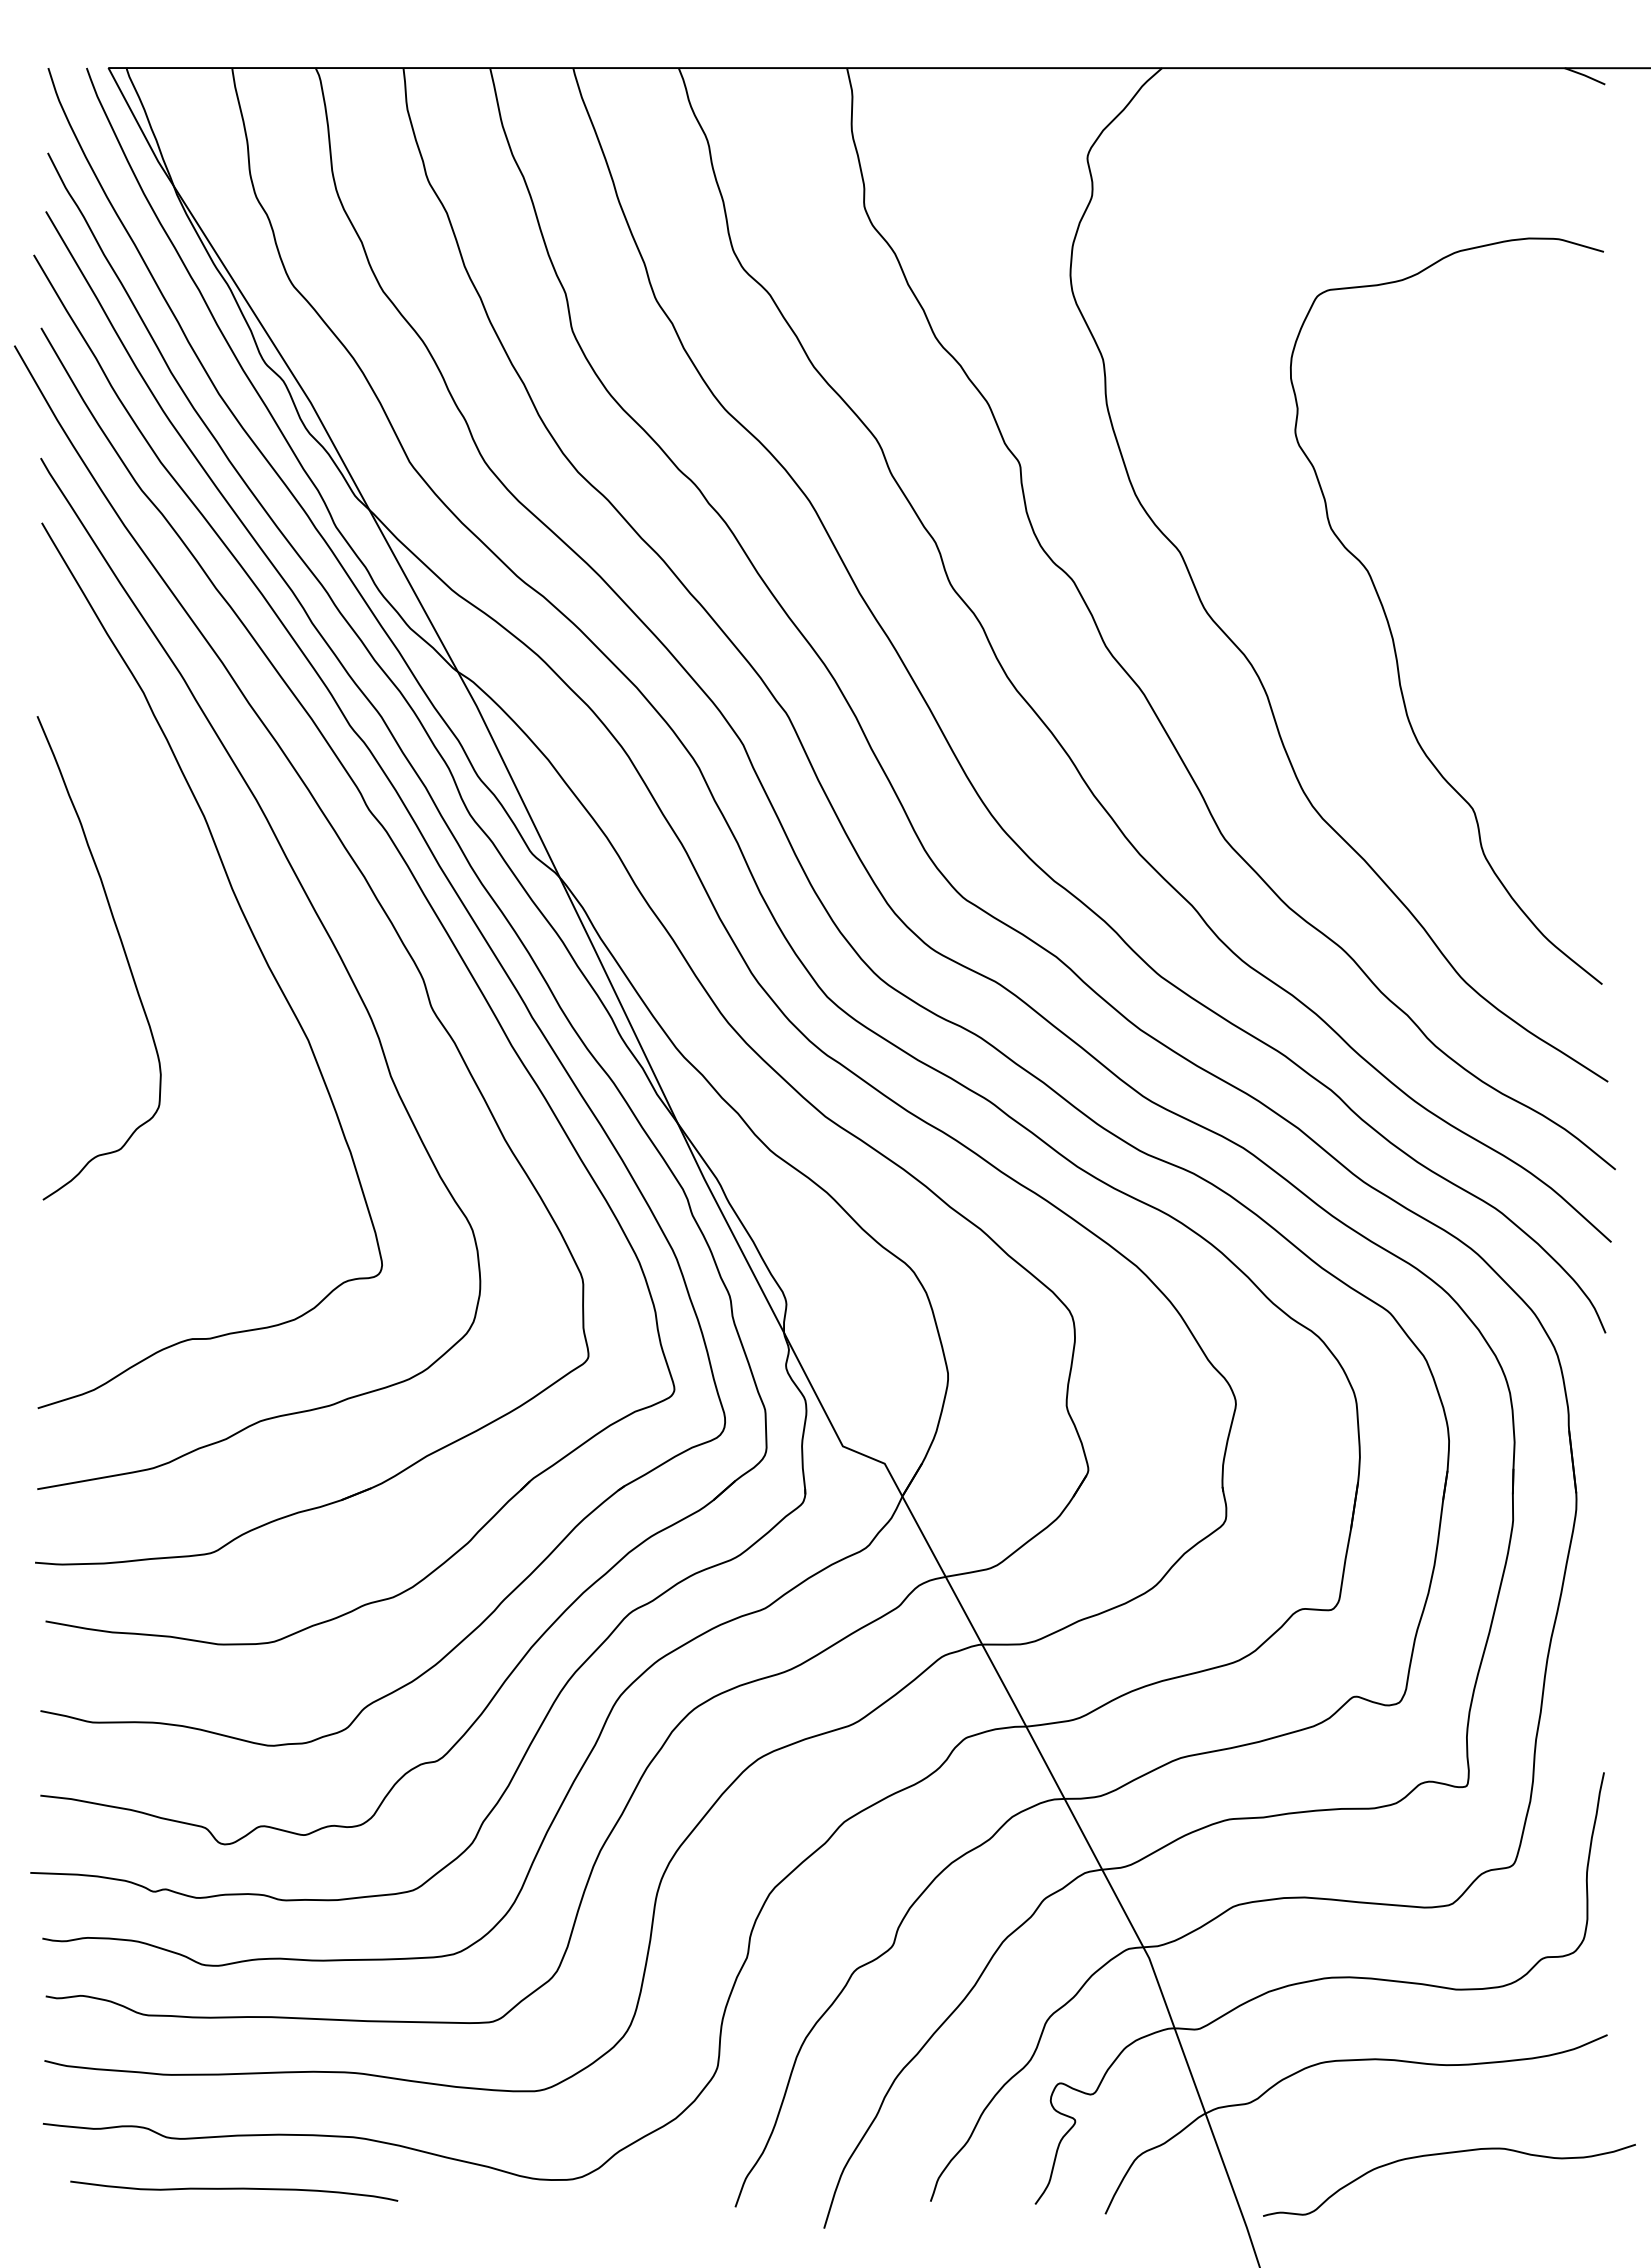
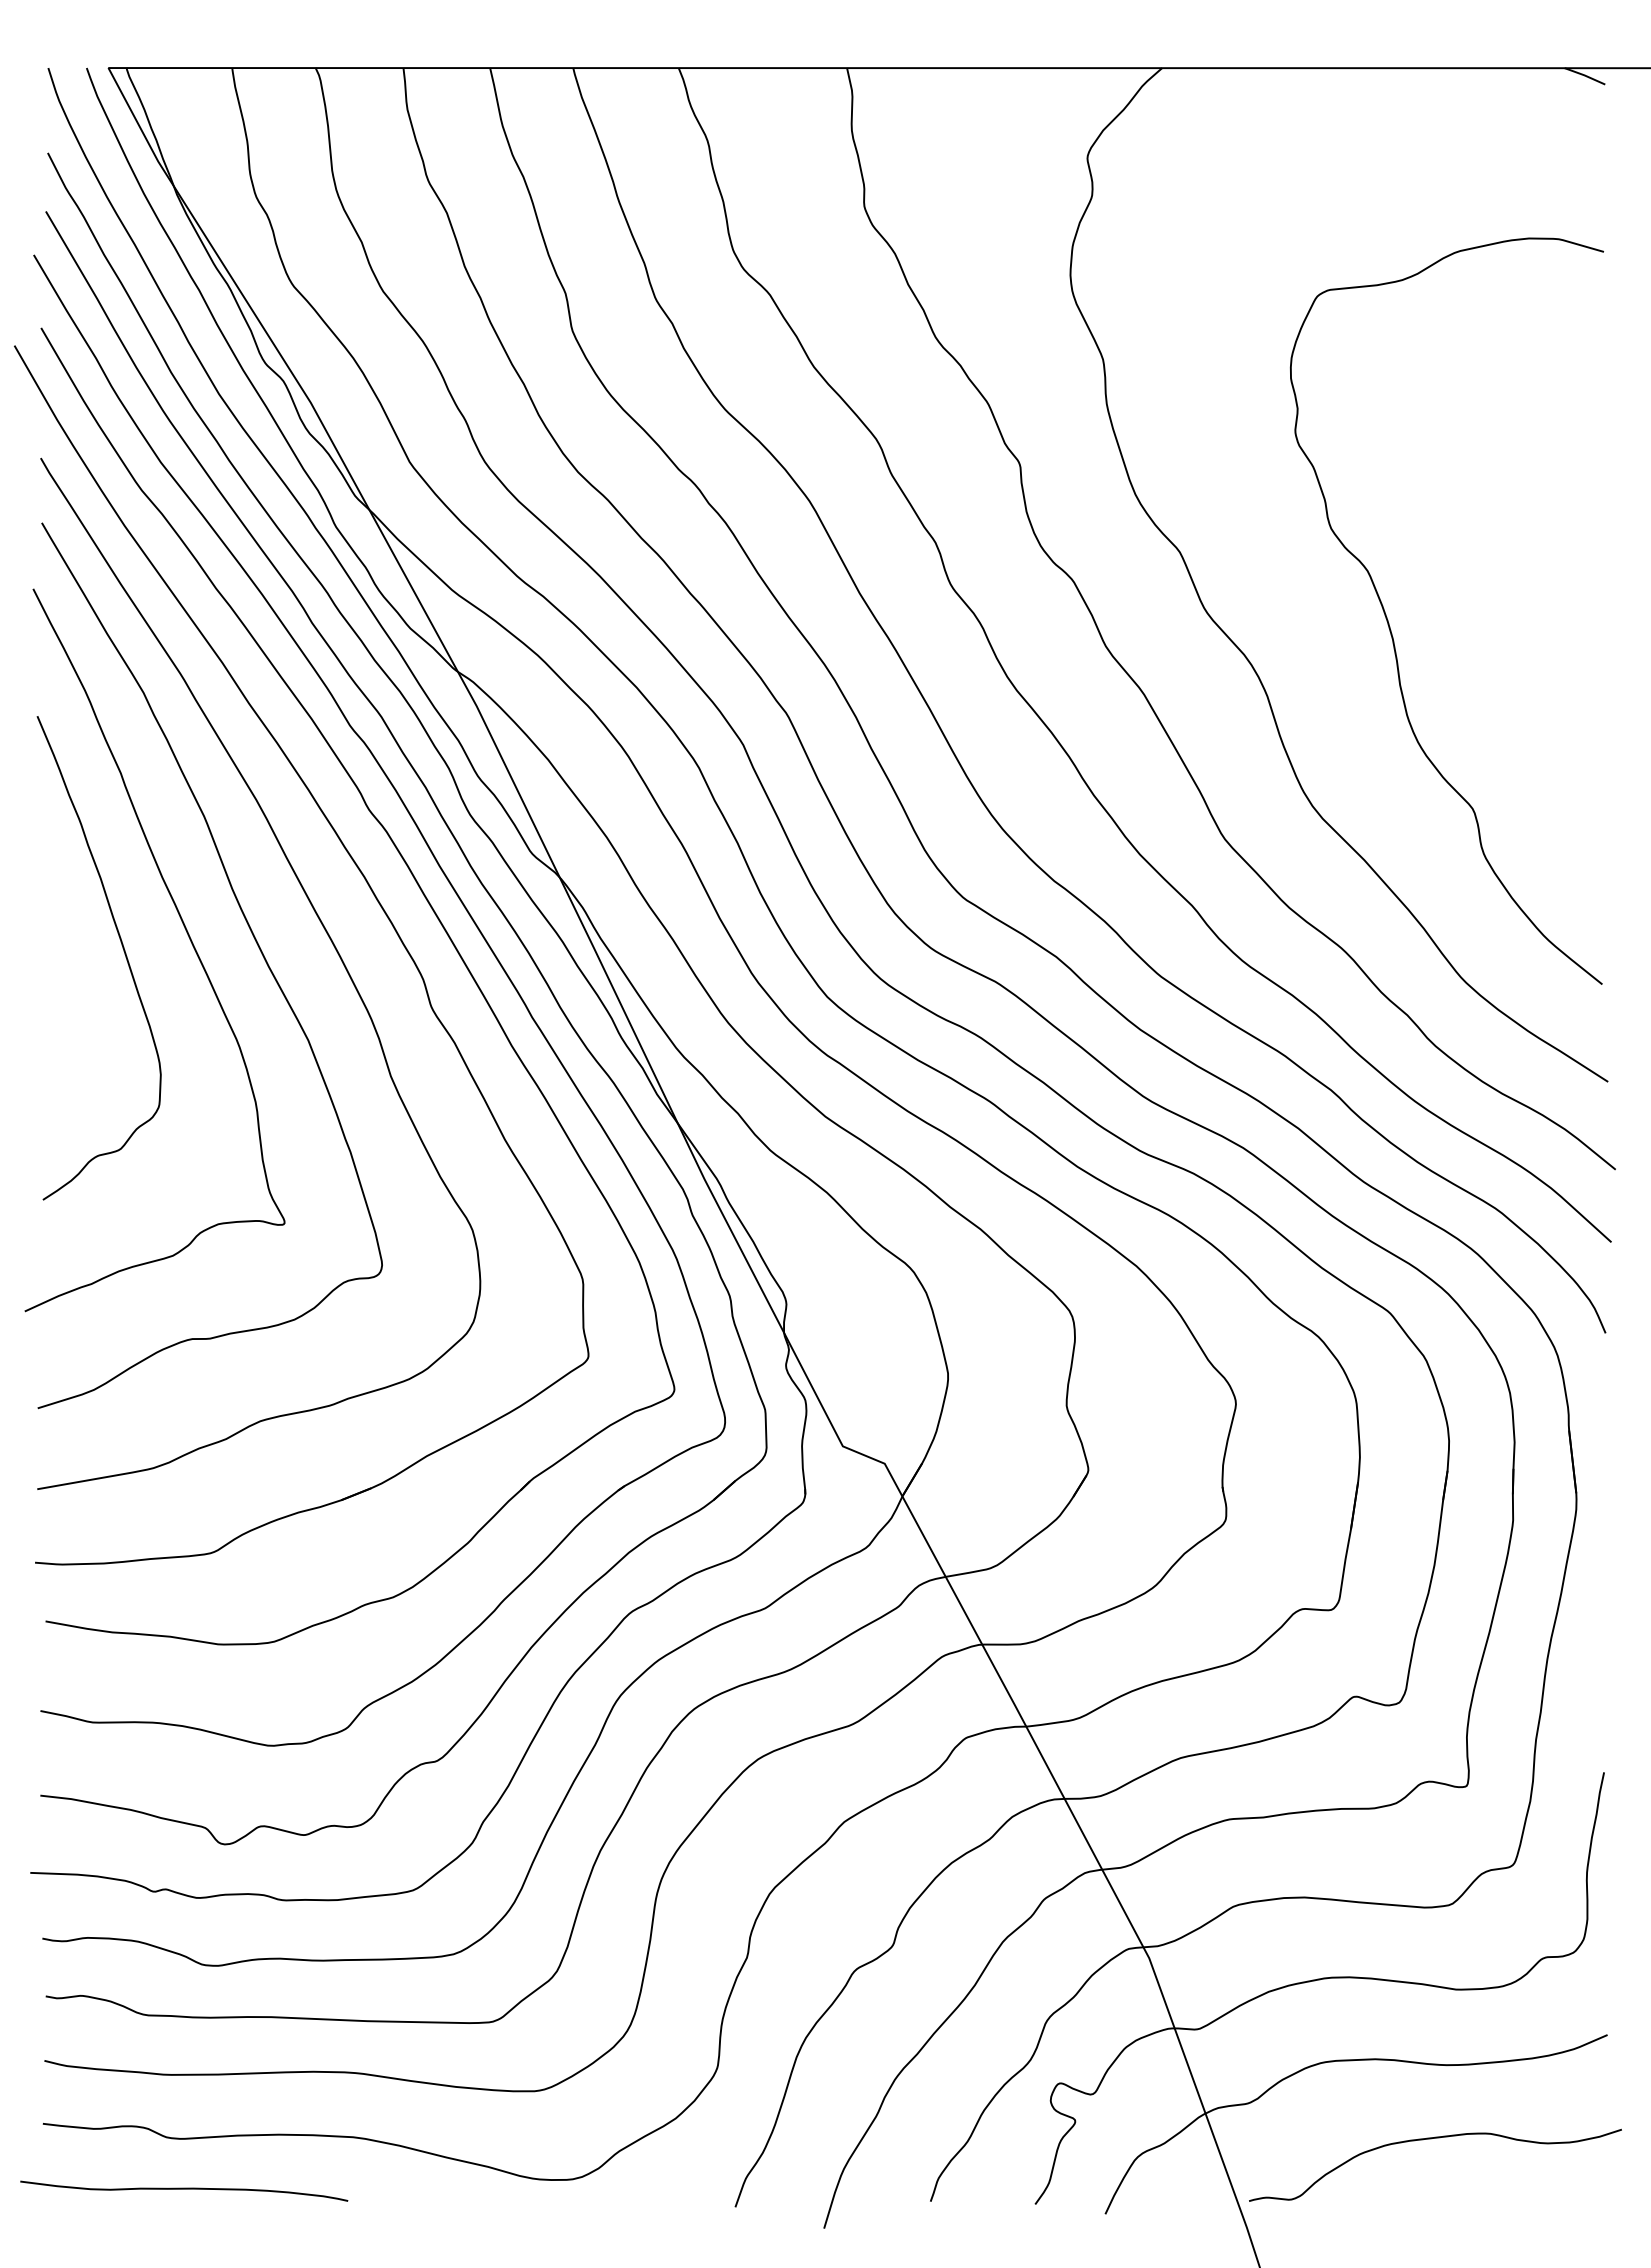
curve: none -> present (187, 935)
curve position: (1445, 2154) -> (1431, 2139) (1431, 2139)
curve position: (234, 2189) -> (184, 2189) (184, 2189)
